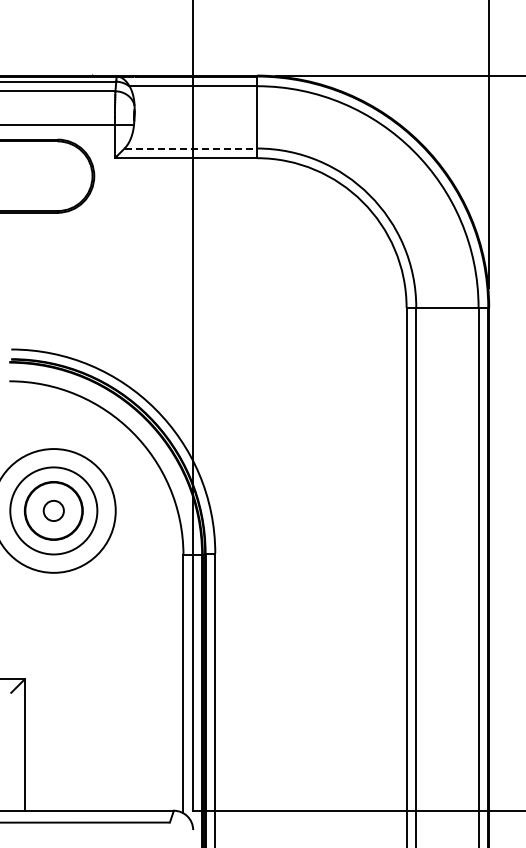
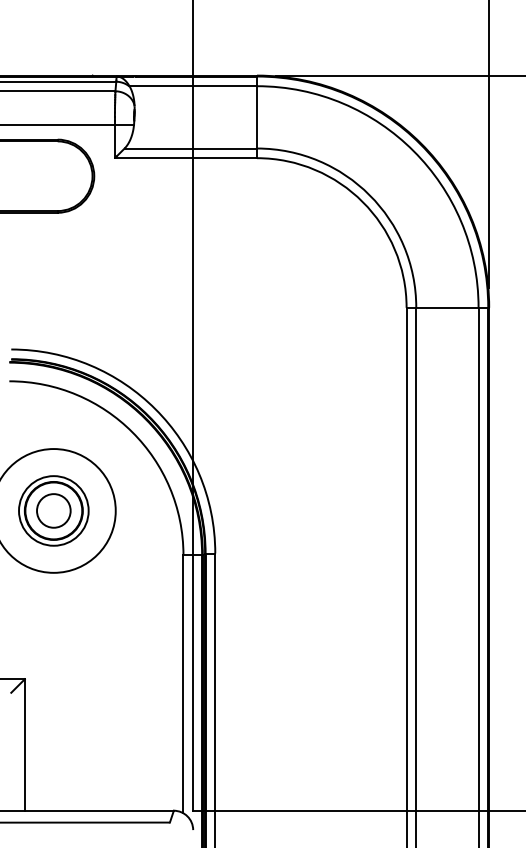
line: dashed -> solid (191, 148)
circle diameter: 20 px -> 34 px (53, 510)
circle diameter: 87 px -> 70 px (53, 510)
